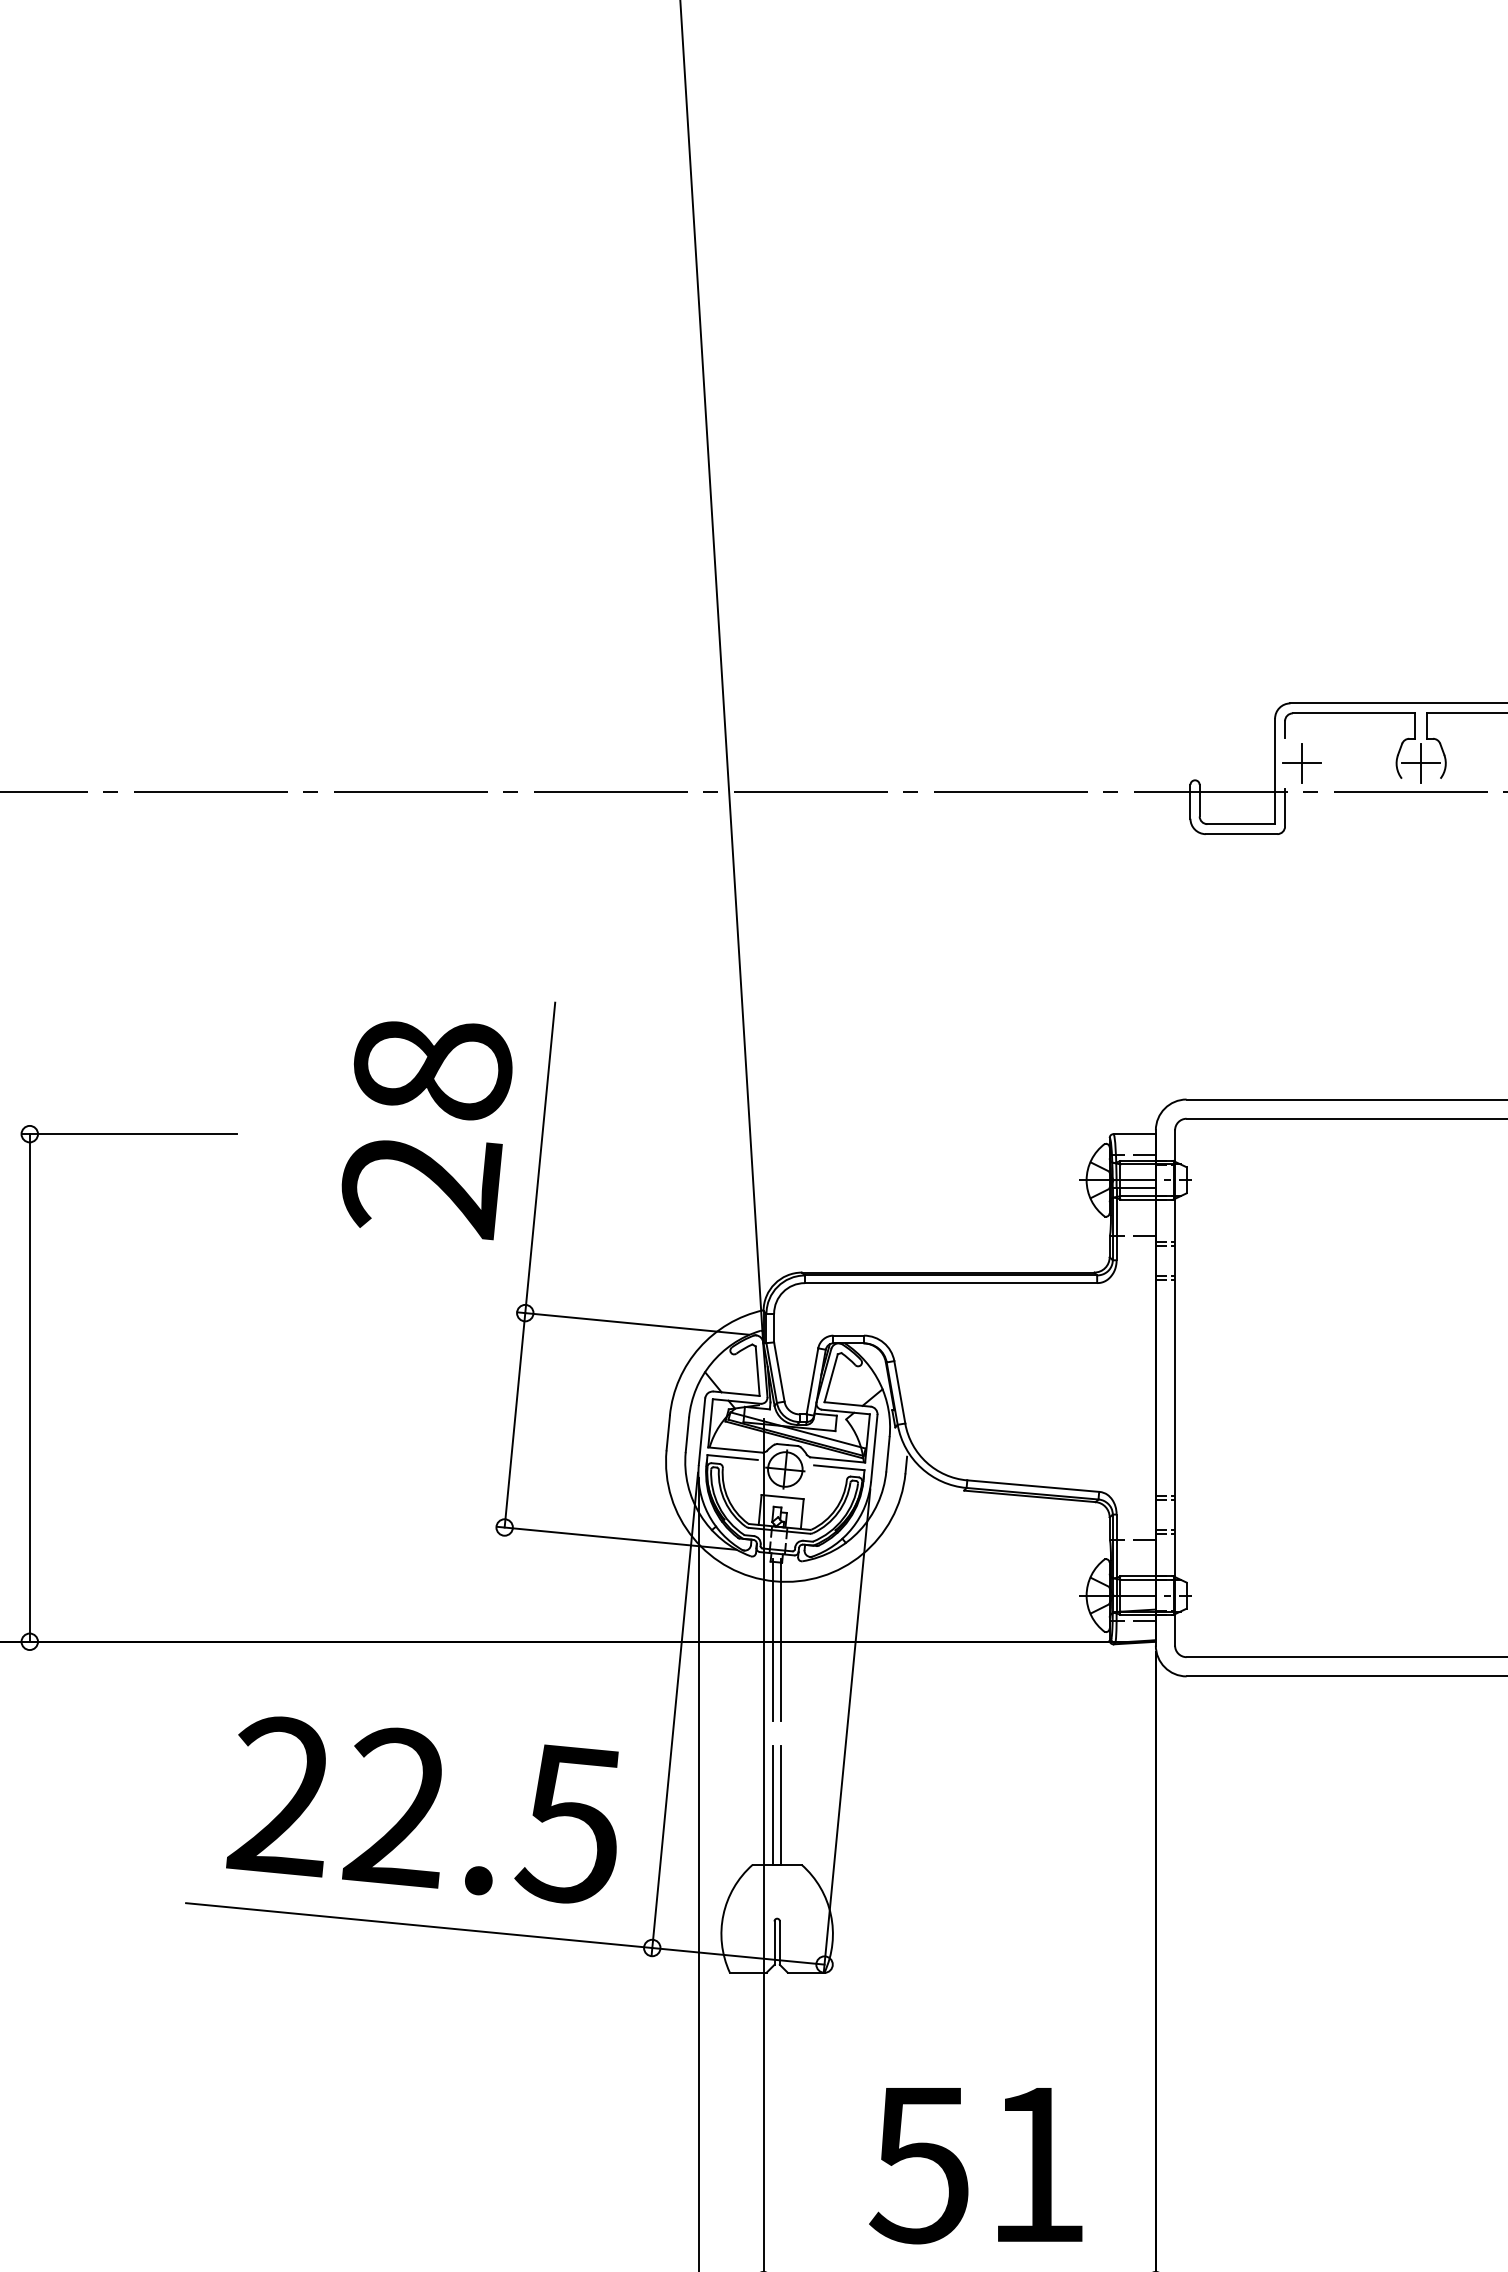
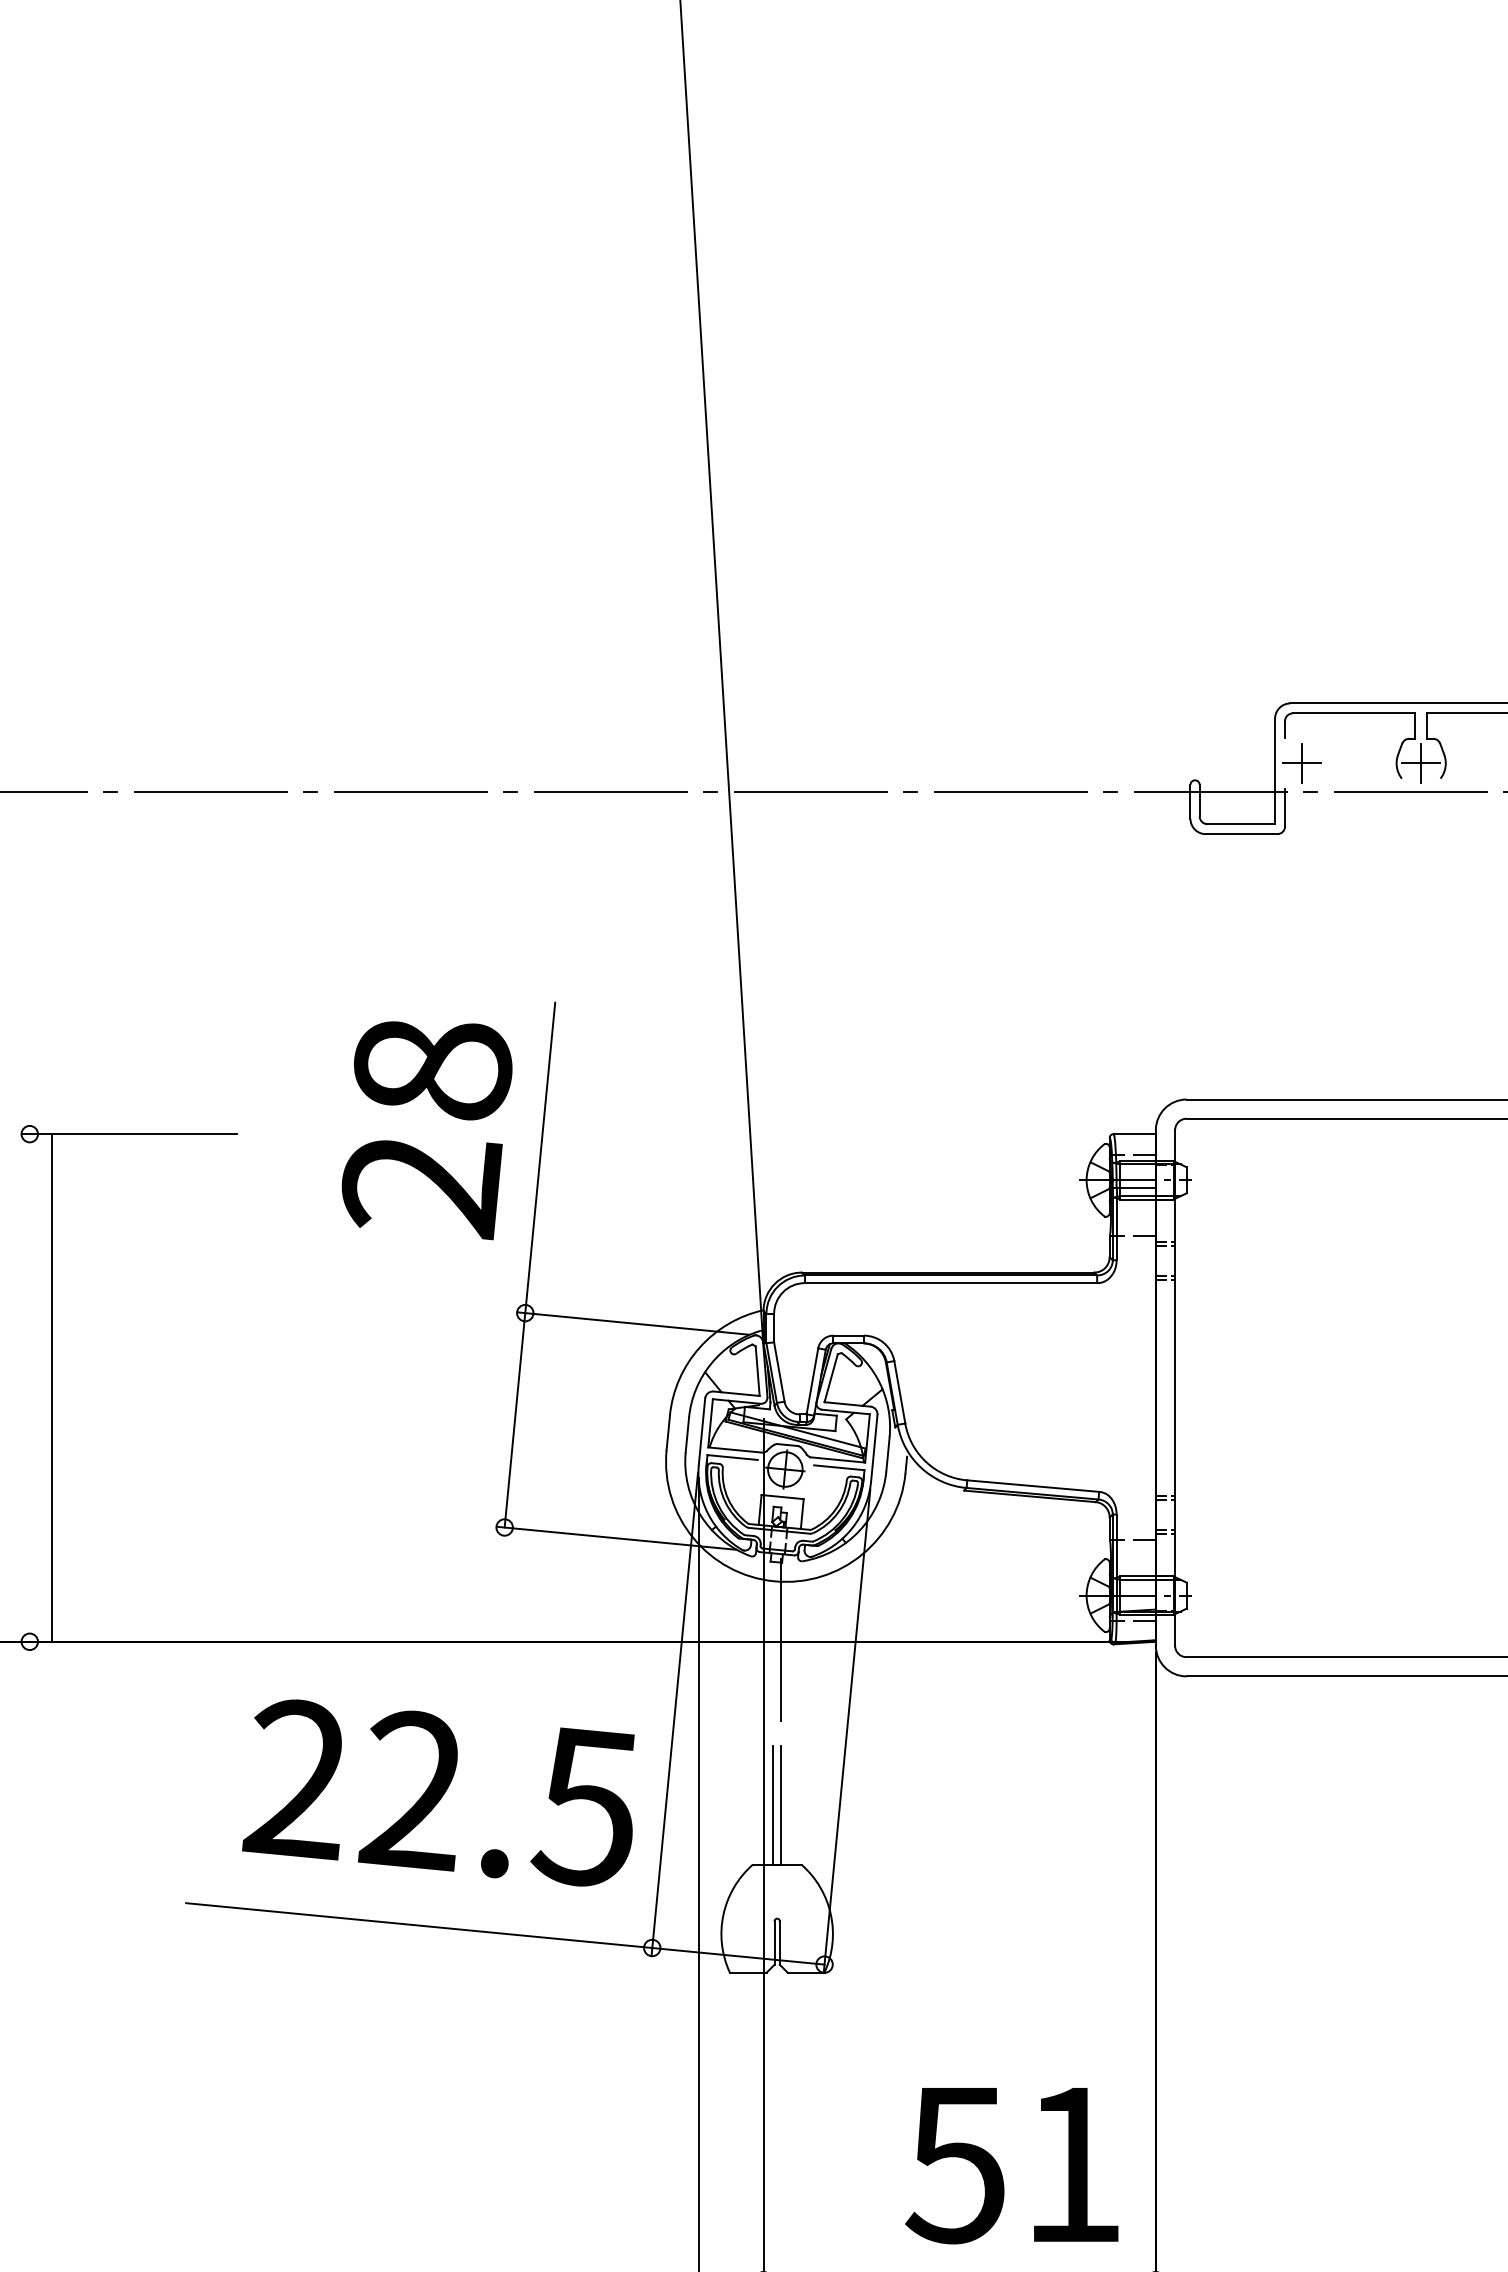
line position: (29, 1387) -> (51, 1387) (51, 1387)
line: present -> none (773, 1640)
text position: (422, 1809) -> (438, 1792) (438, 1792)
text position: (975, 2166) -> (1011, 2166) (1011, 2166)
